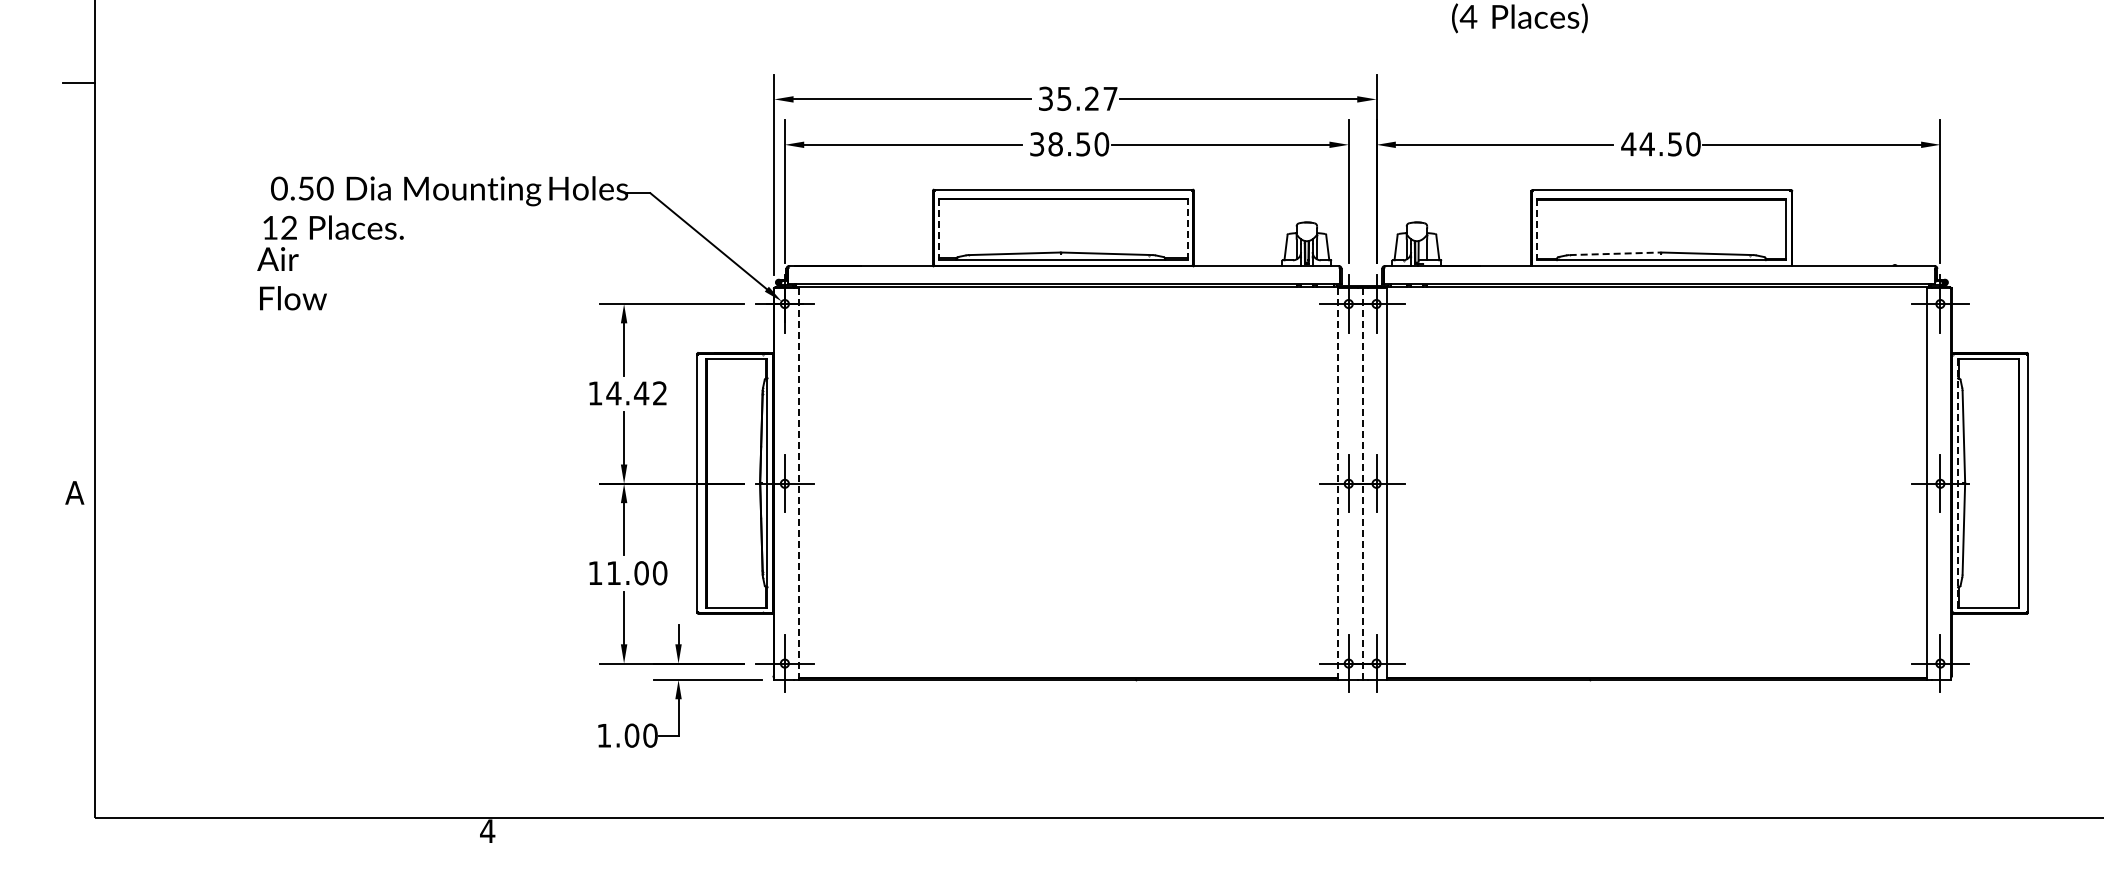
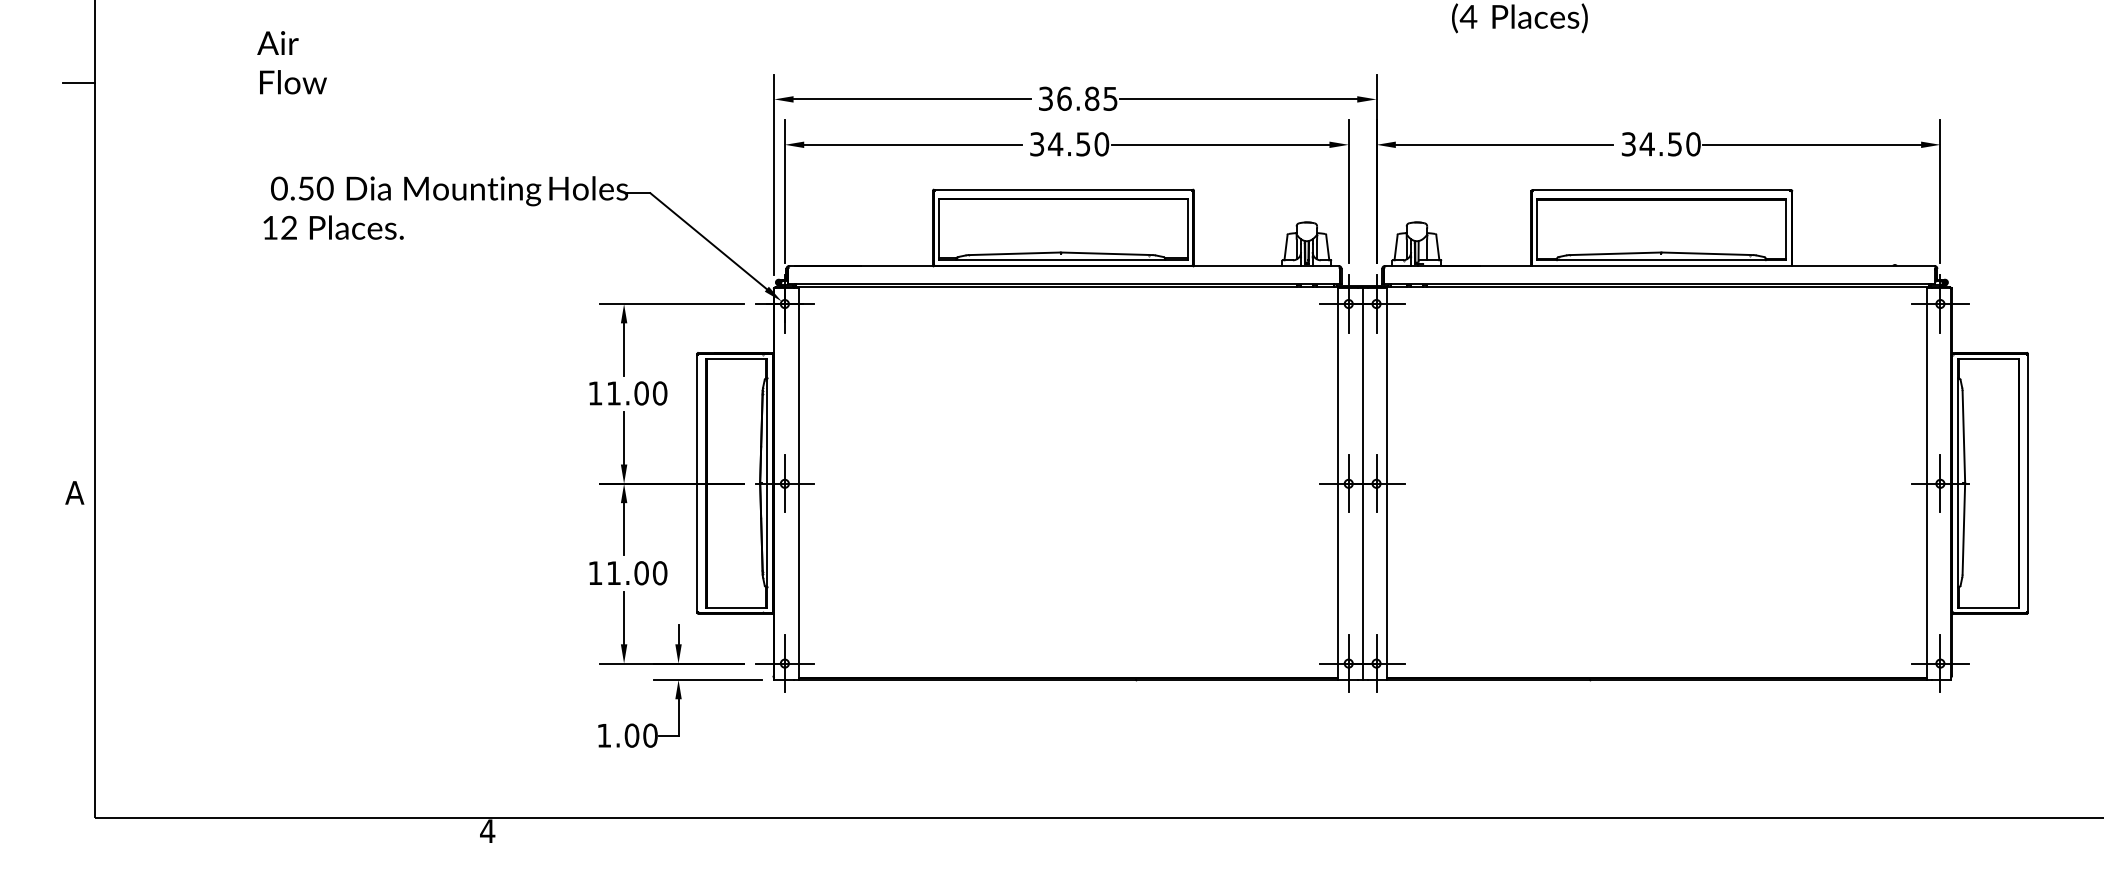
text: 35.27 -> 36.85 (1087, 98)
text: 38.50 -> 34.50 (1055, 144)
text: 44.50 -> 34.50 (1628, 144)
line: dashed -> solid (1187, 228)
line: dashed -> solid (939, 229)
line: dashed -> solid (1537, 230)
line: dashed -> solid (1615, 253)
text position: (291, 278) -> (291, 62) (291, 62)
text: 14.42 -> 11.00 (636, 393)
line: dashed -> solid (1957, 483)
line: dashed -> solid (798, 484)
line: dashed -> solid (1338, 484)
line: dashed -> solid (1362, 484)
